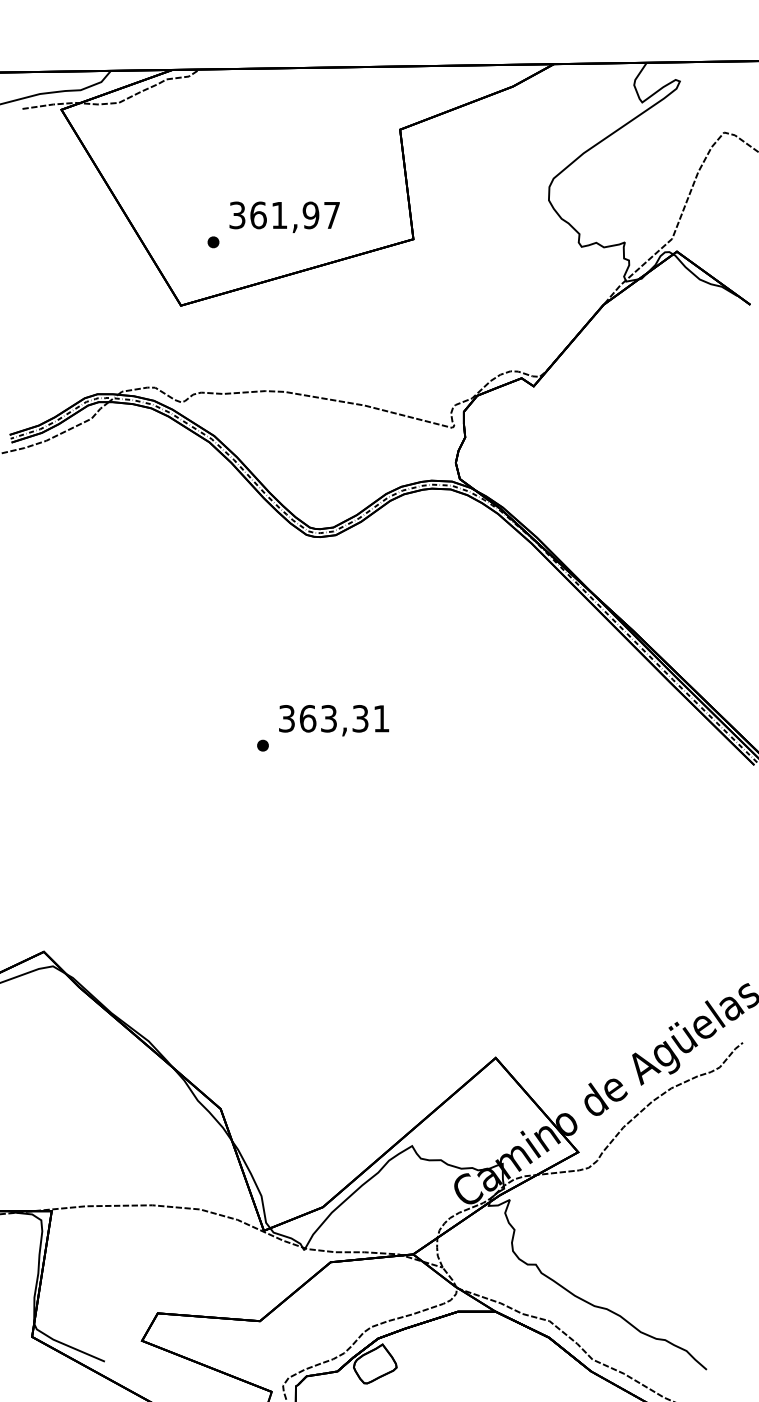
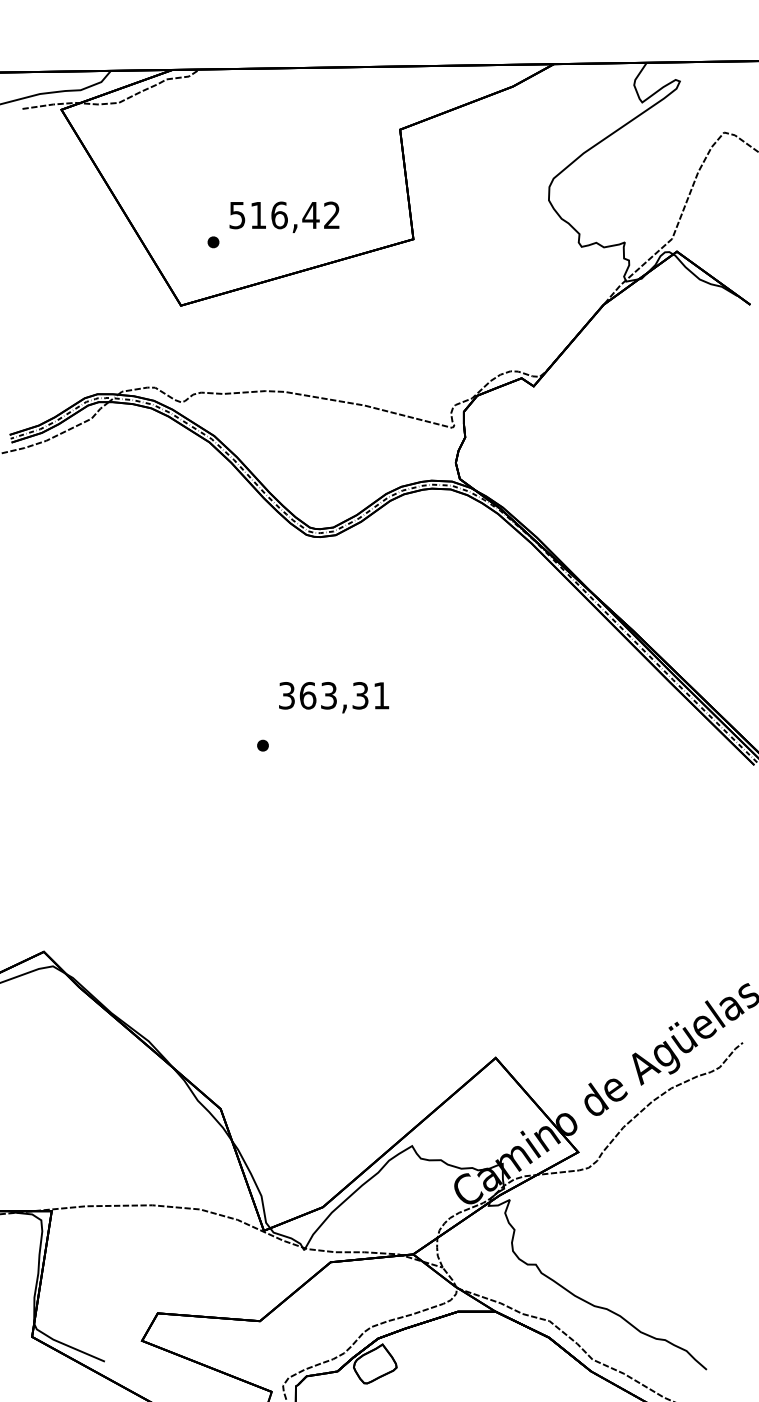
text: 361,97 -> 516,42 (284, 215)
text position: (334, 720) -> (334, 697) (334, 697)
